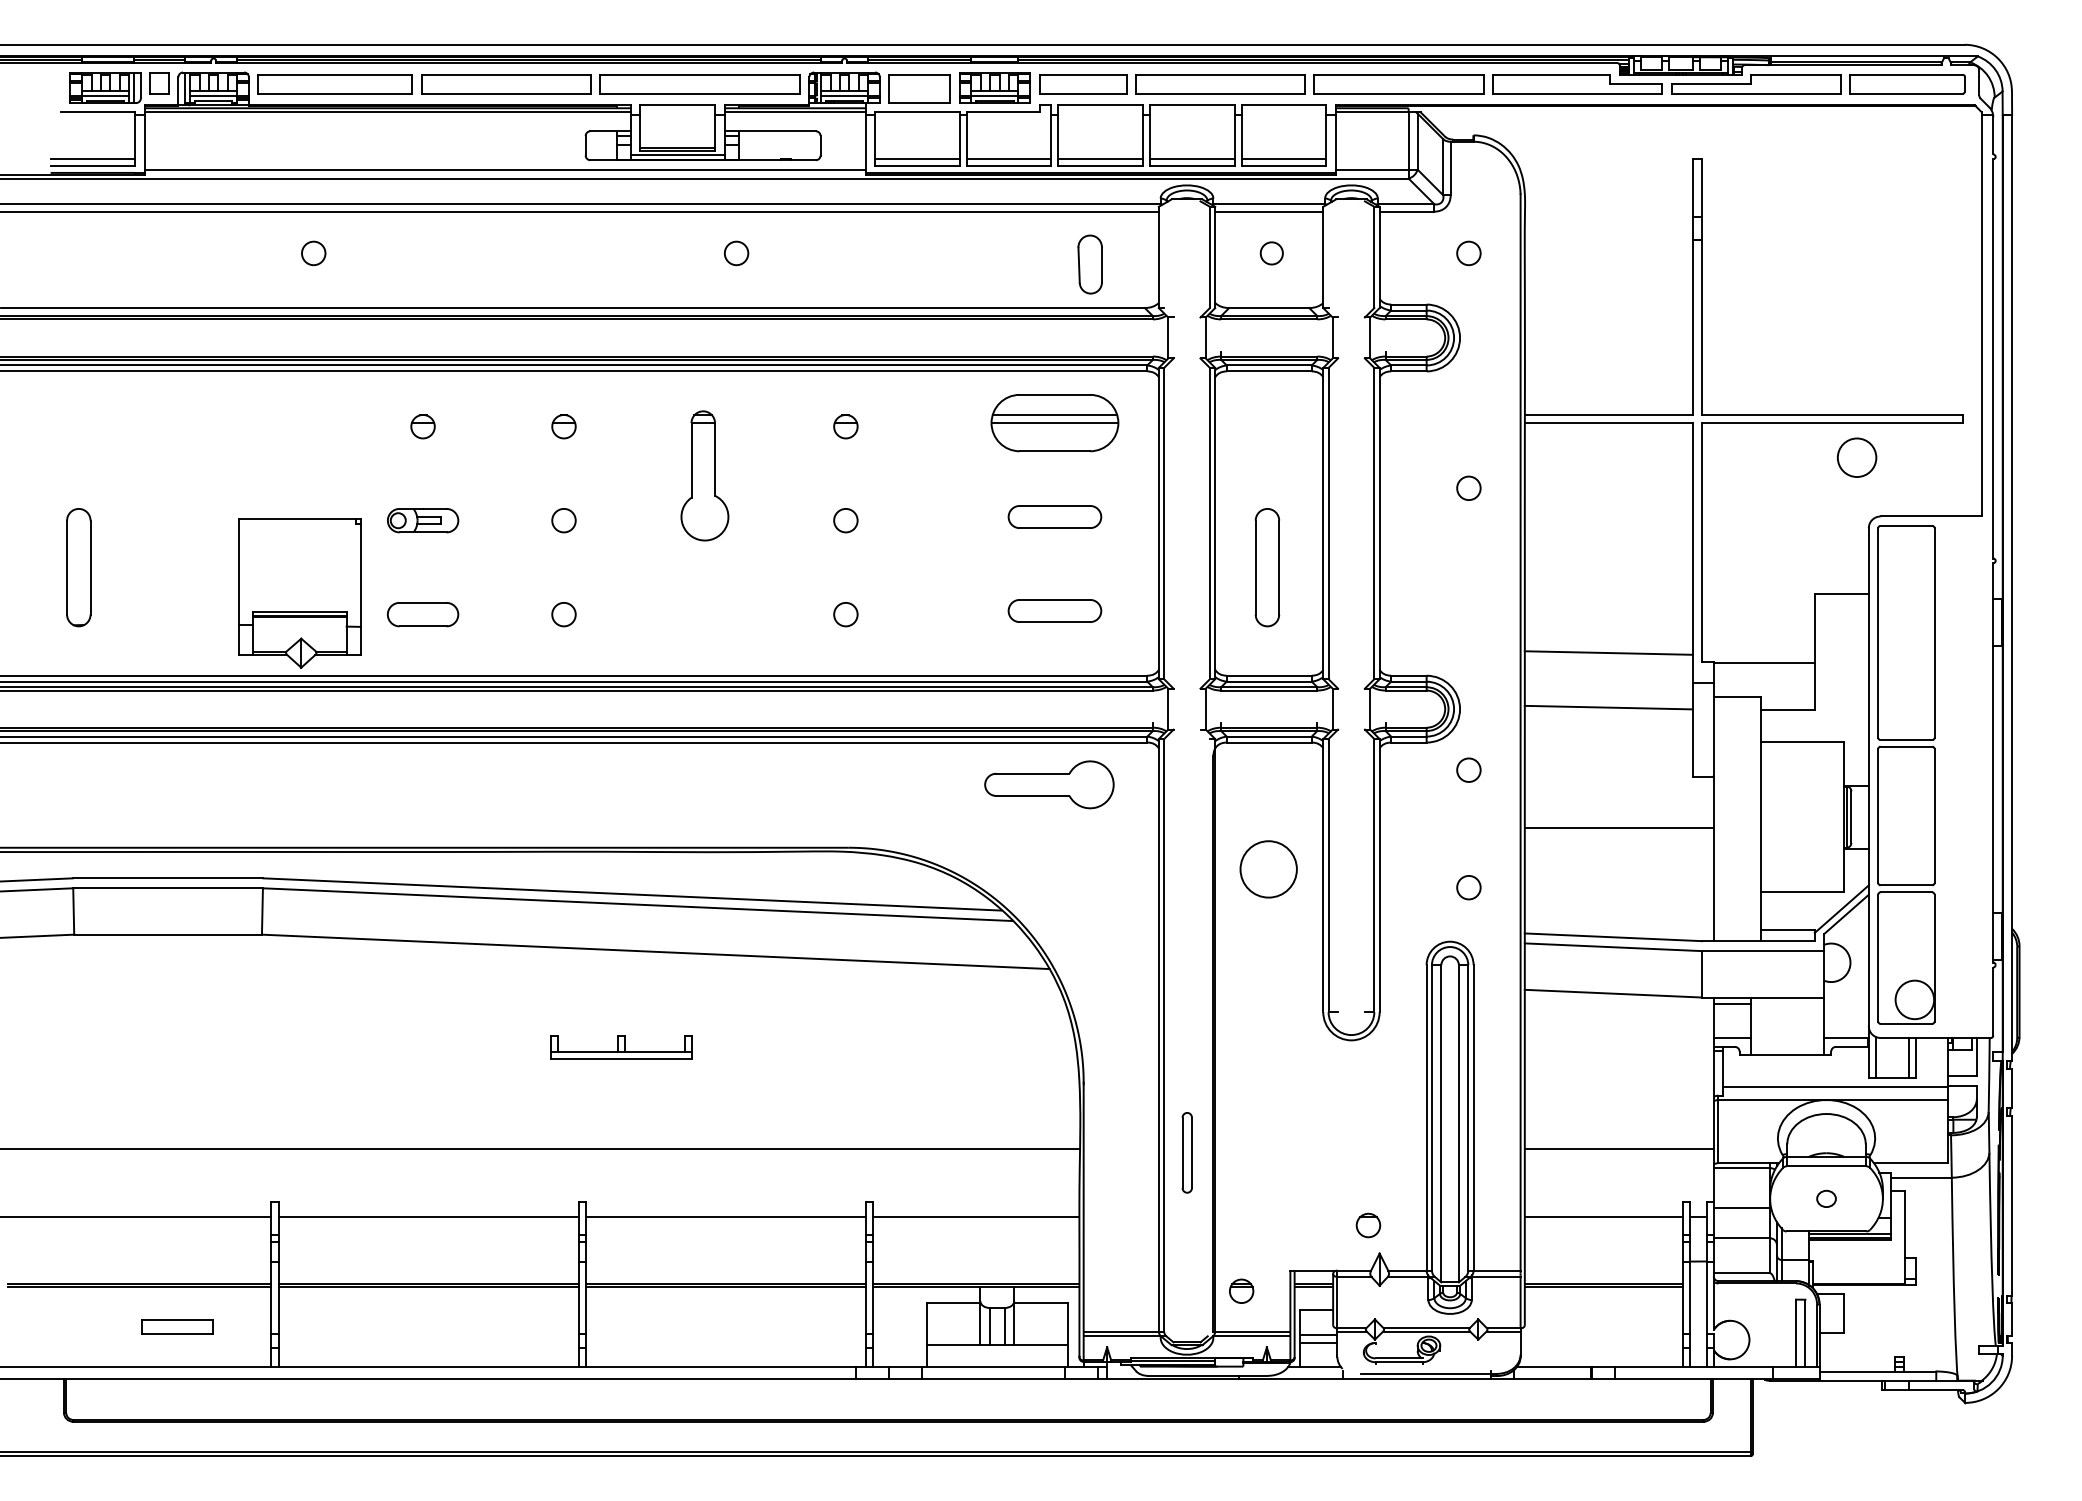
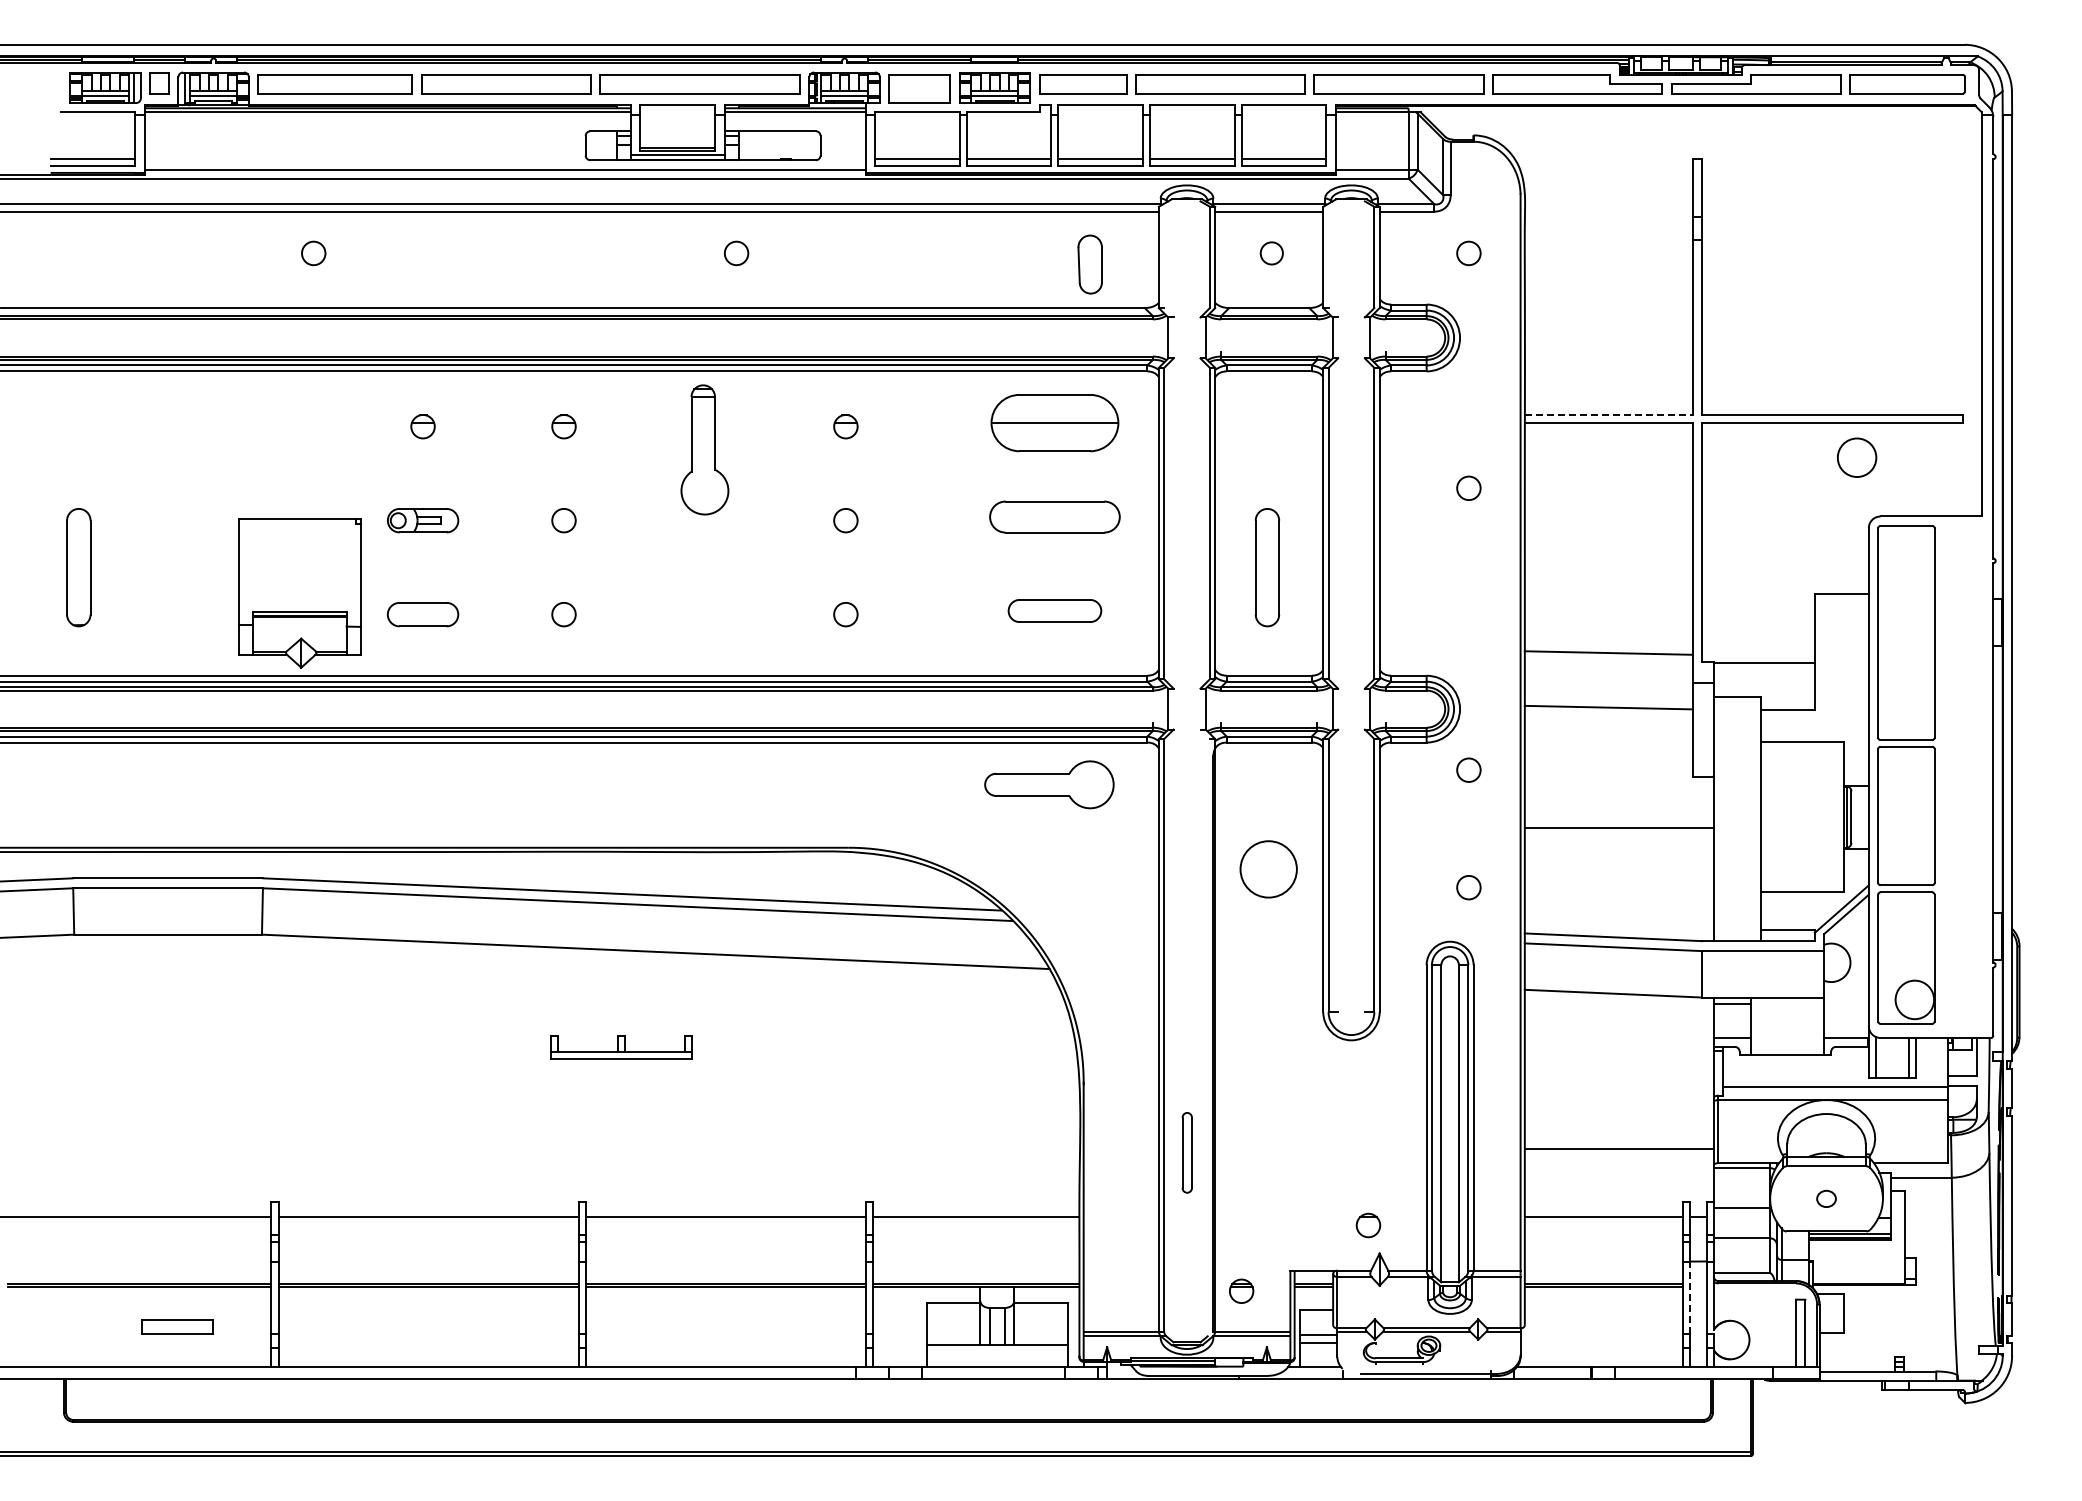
line: present -> none (1054, 415)
line: solid -> dashed (1608, 415)
part position: (704, 475) -> (704, 449) (704, 449)
part size: 96x24 px -> 132x34 px (1054, 516)
line: present -> none (540, 1149)
line: solid -> dashed (1690, 1297)
